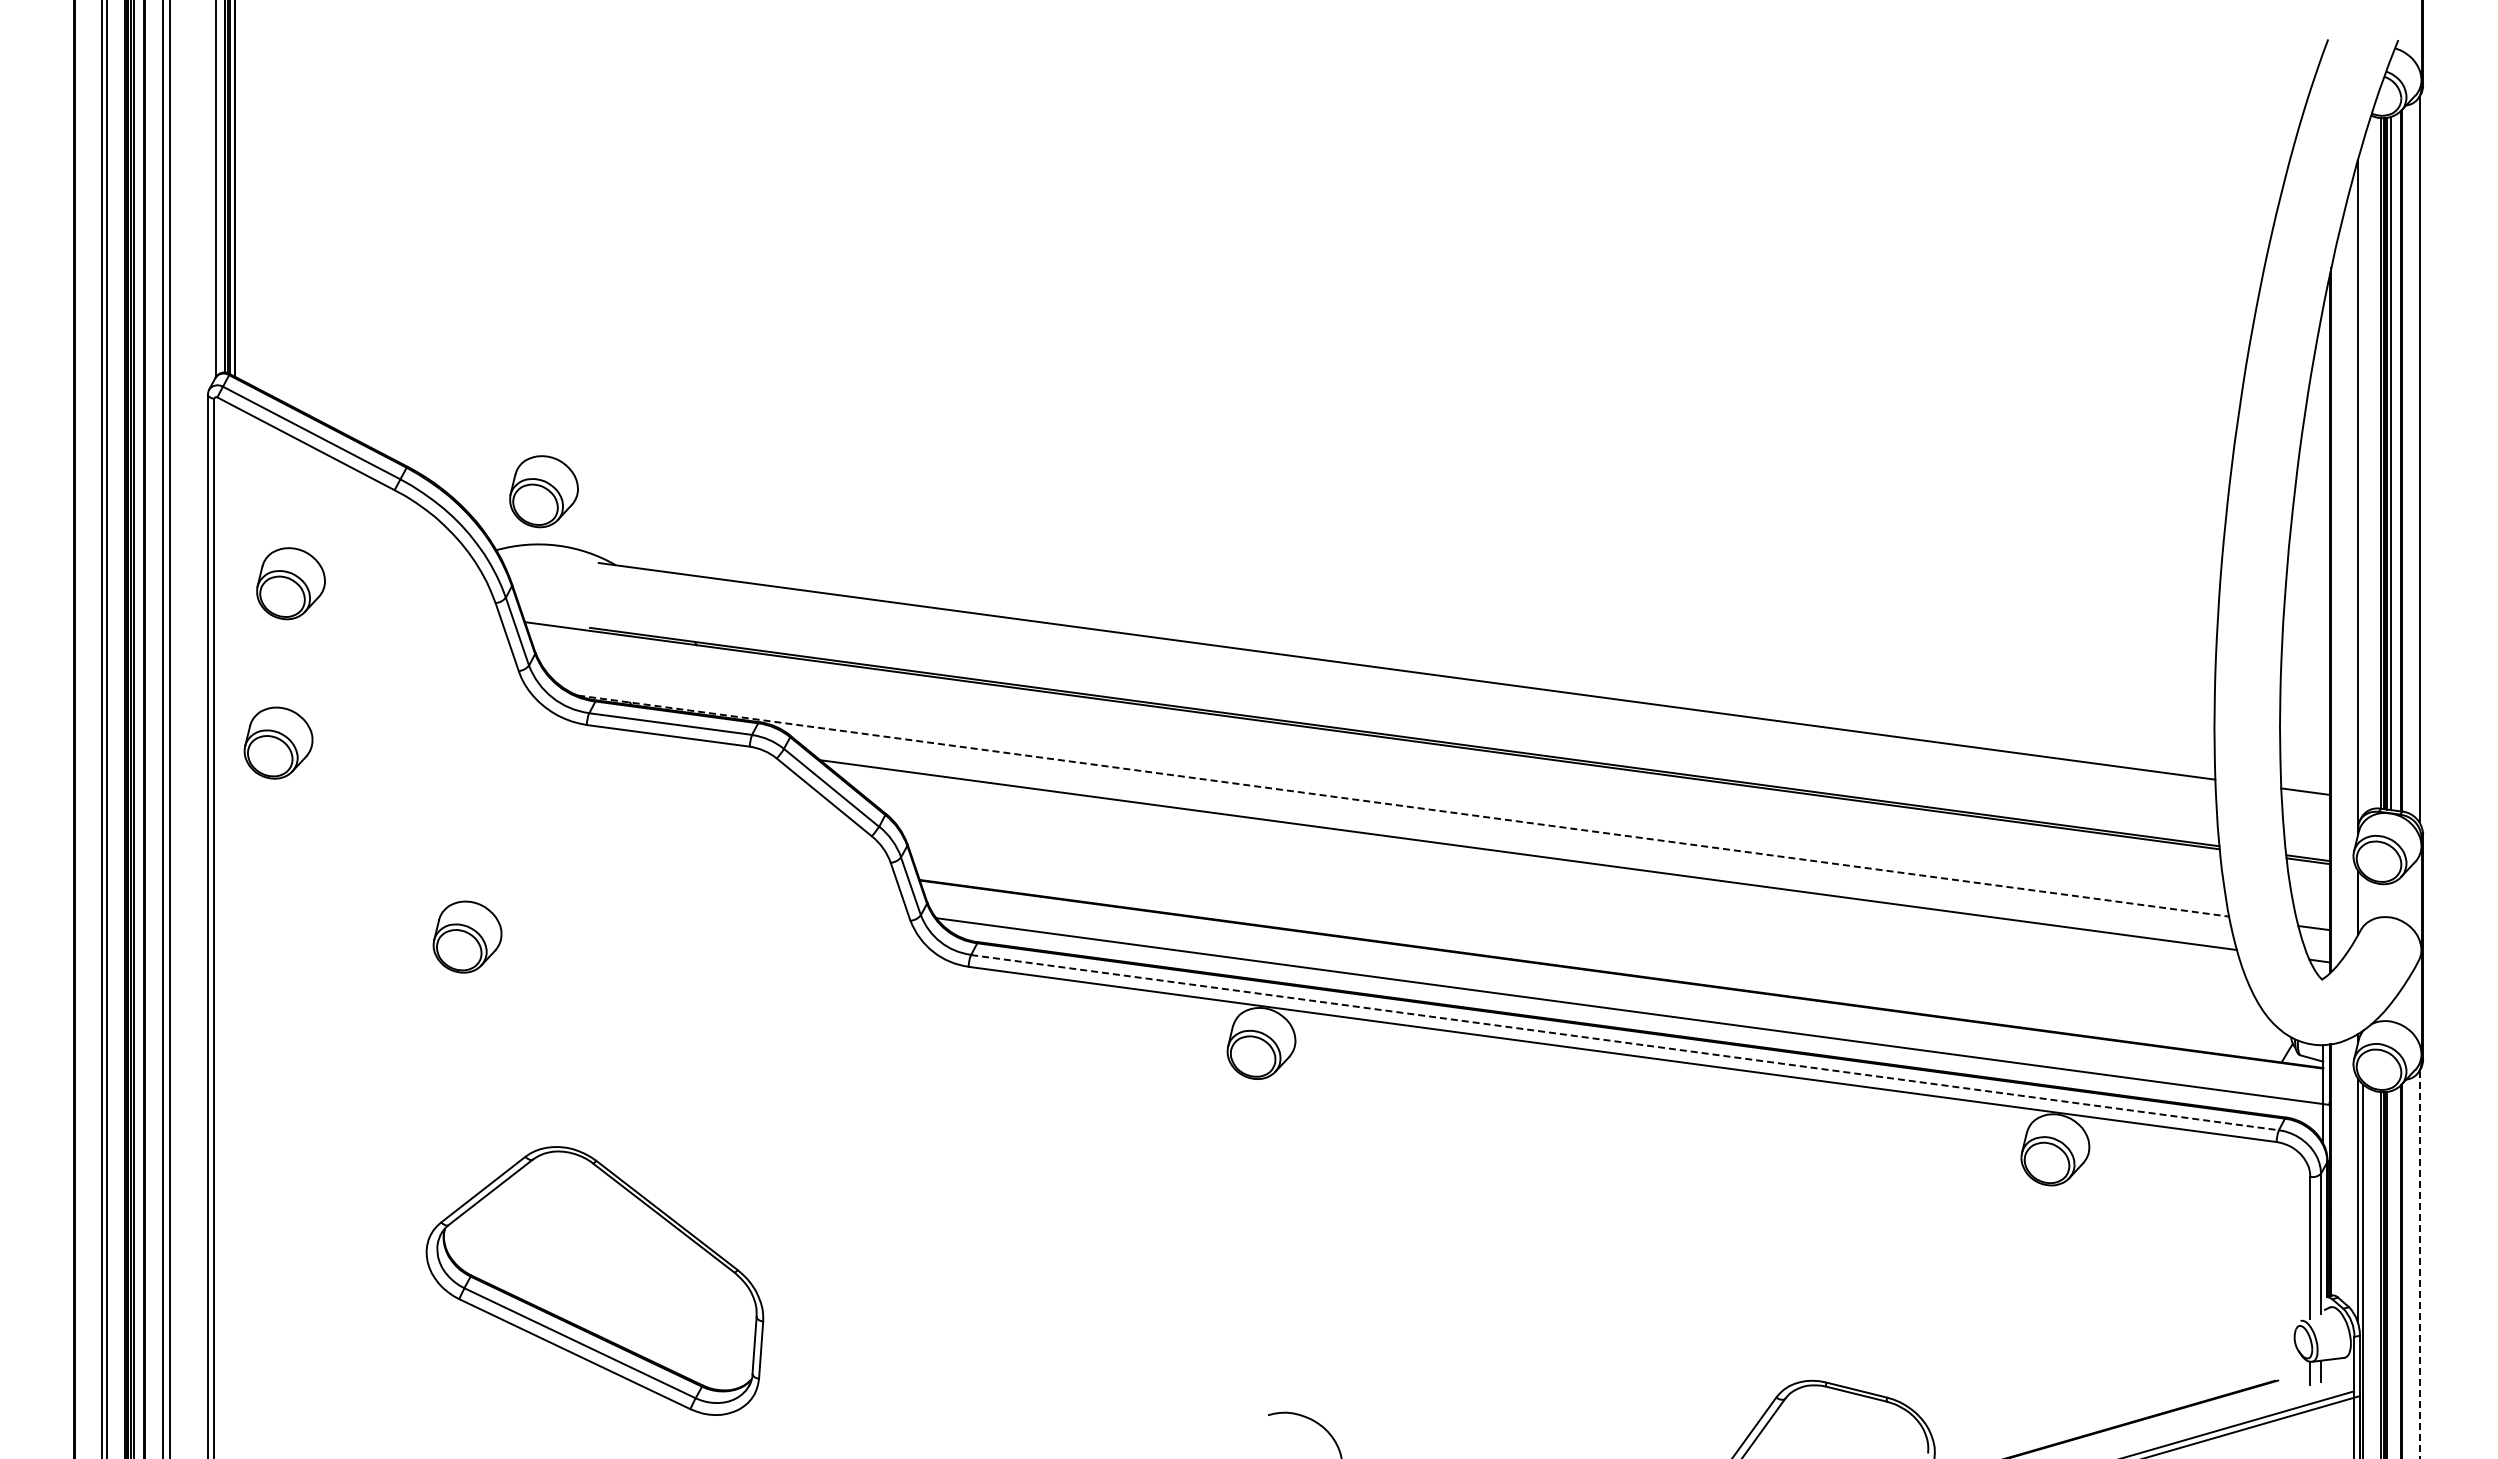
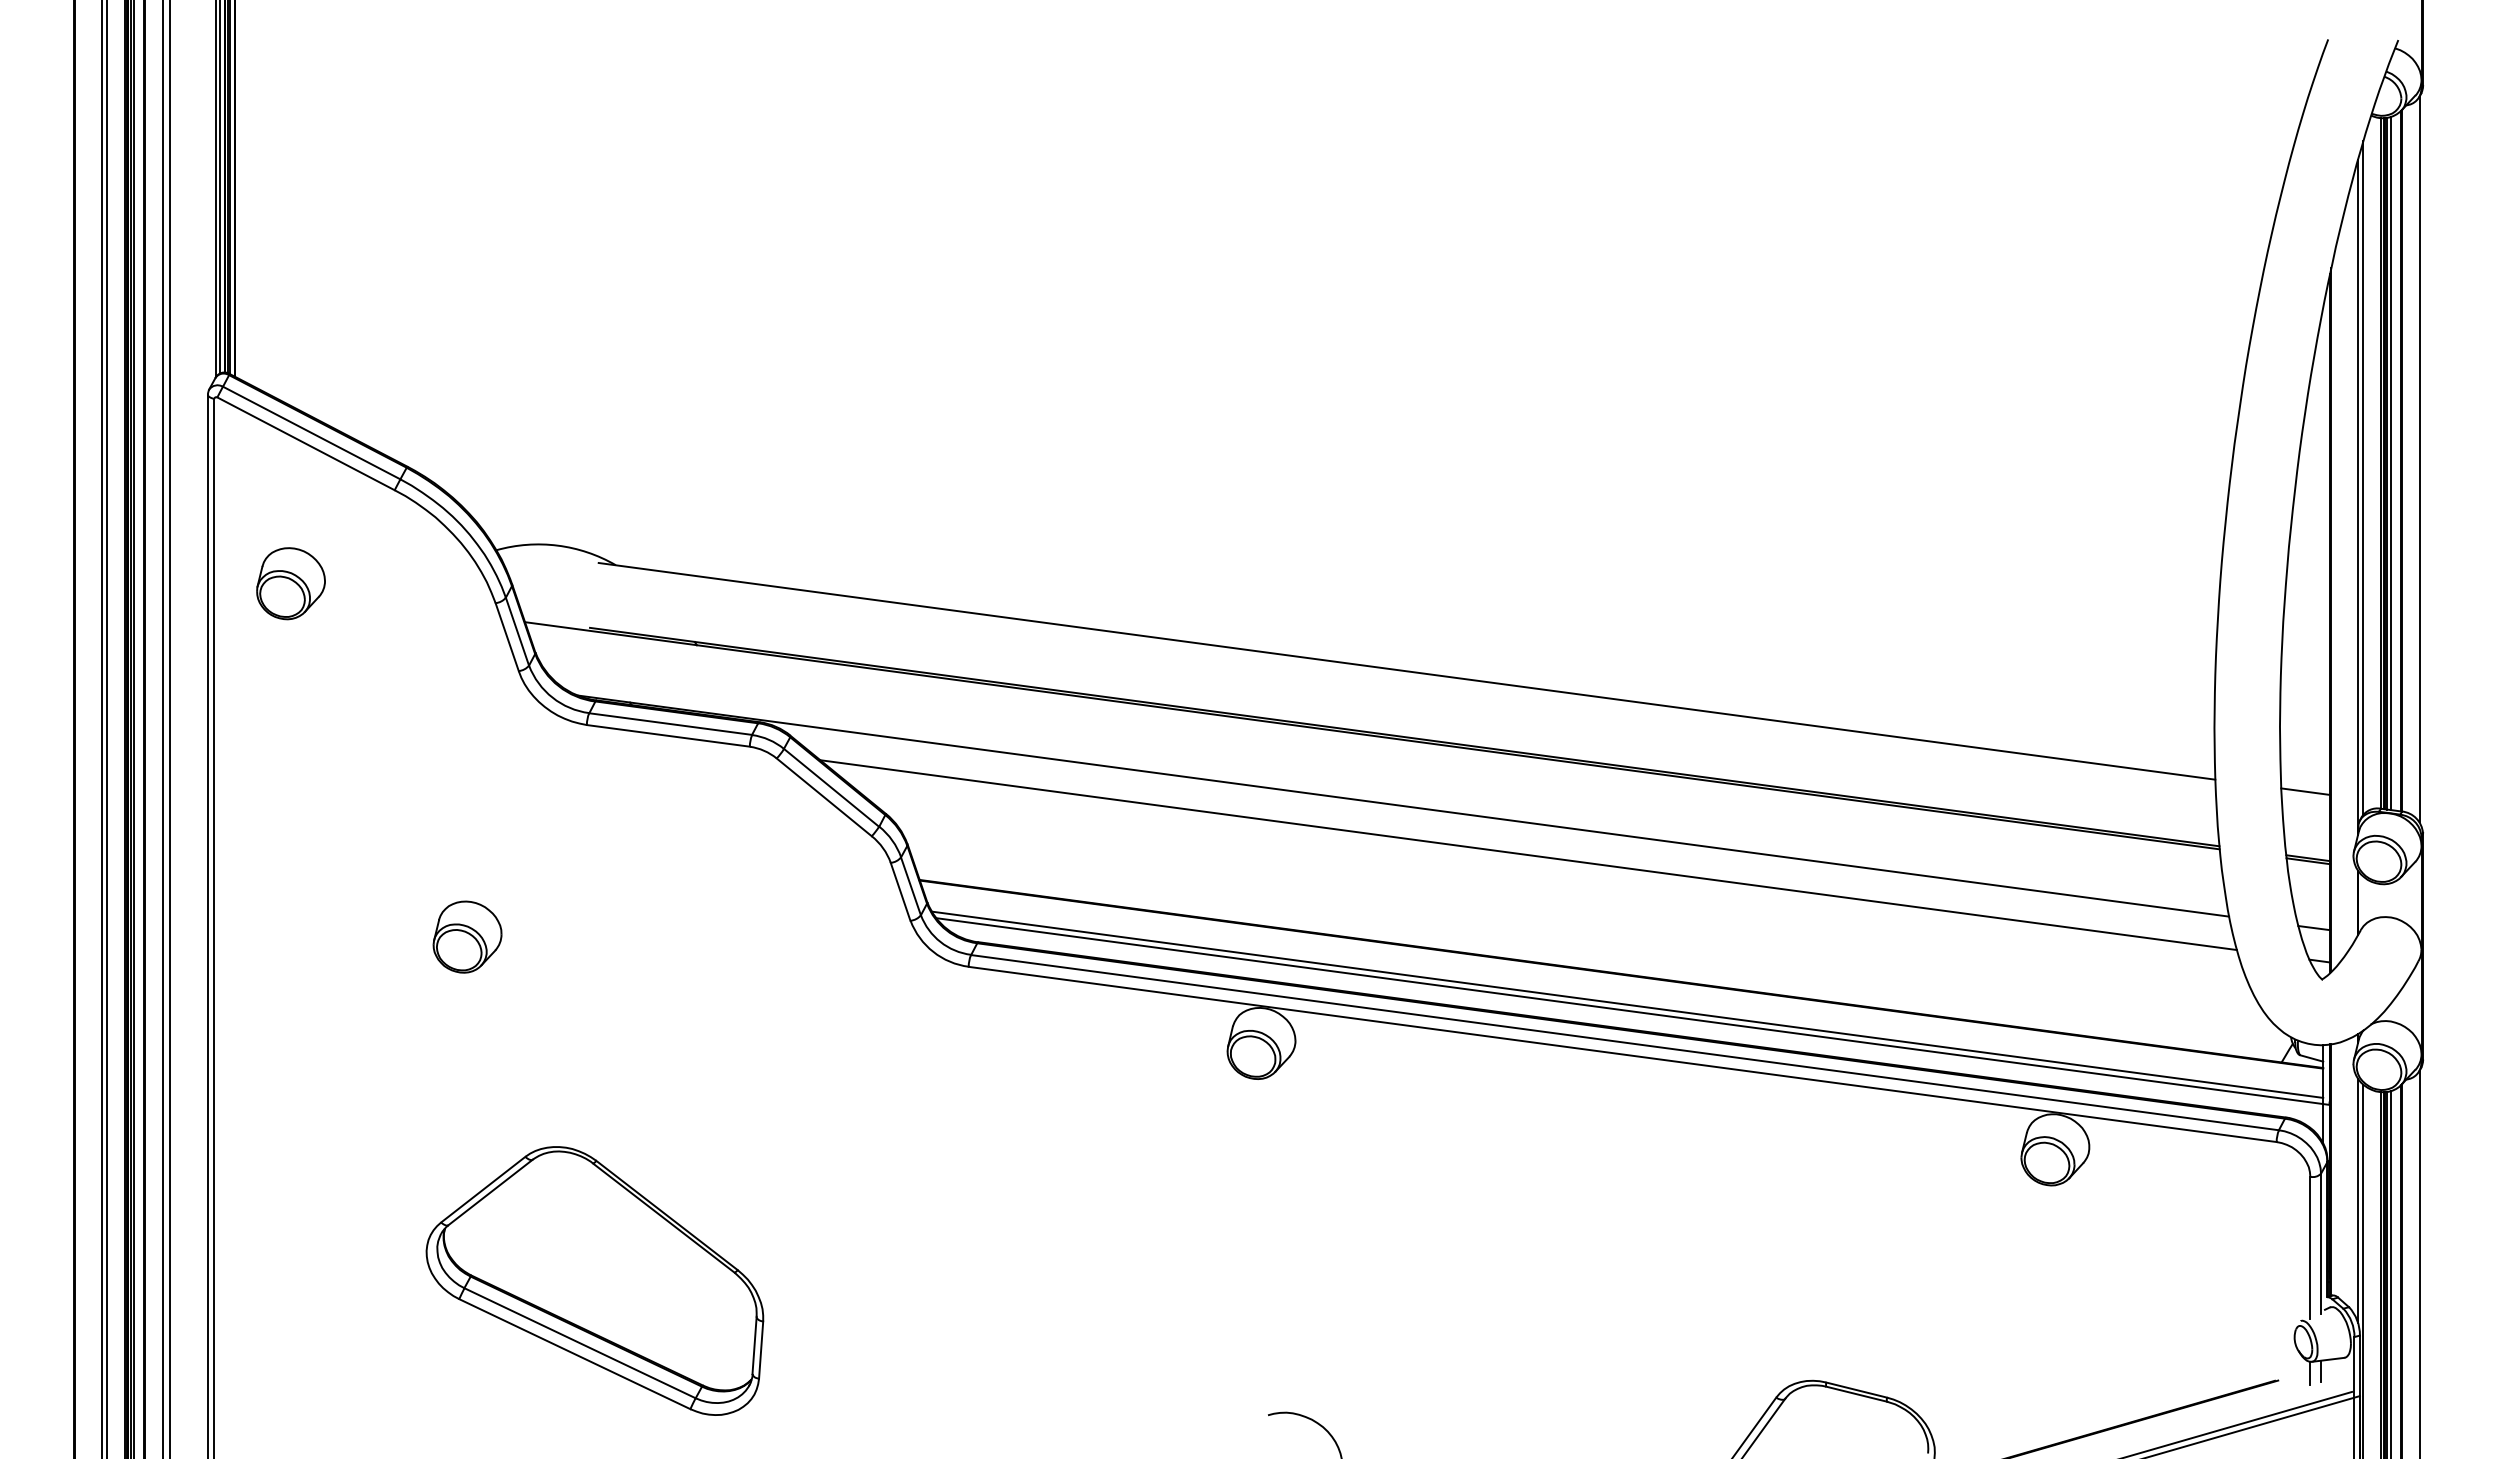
line: none -> present (220, 187)
line: none -> present (2363, 477)
part: present -> none (543, 491)
part: present -> none (278, 742)
line: dashed -> solid (1403, 806)
line: none -> present (1627, 1004)
line: dashed -> solid (1625, 1042)
line: dashed -> solid (2419, 1264)
line: none -> present (2390, 1273)
